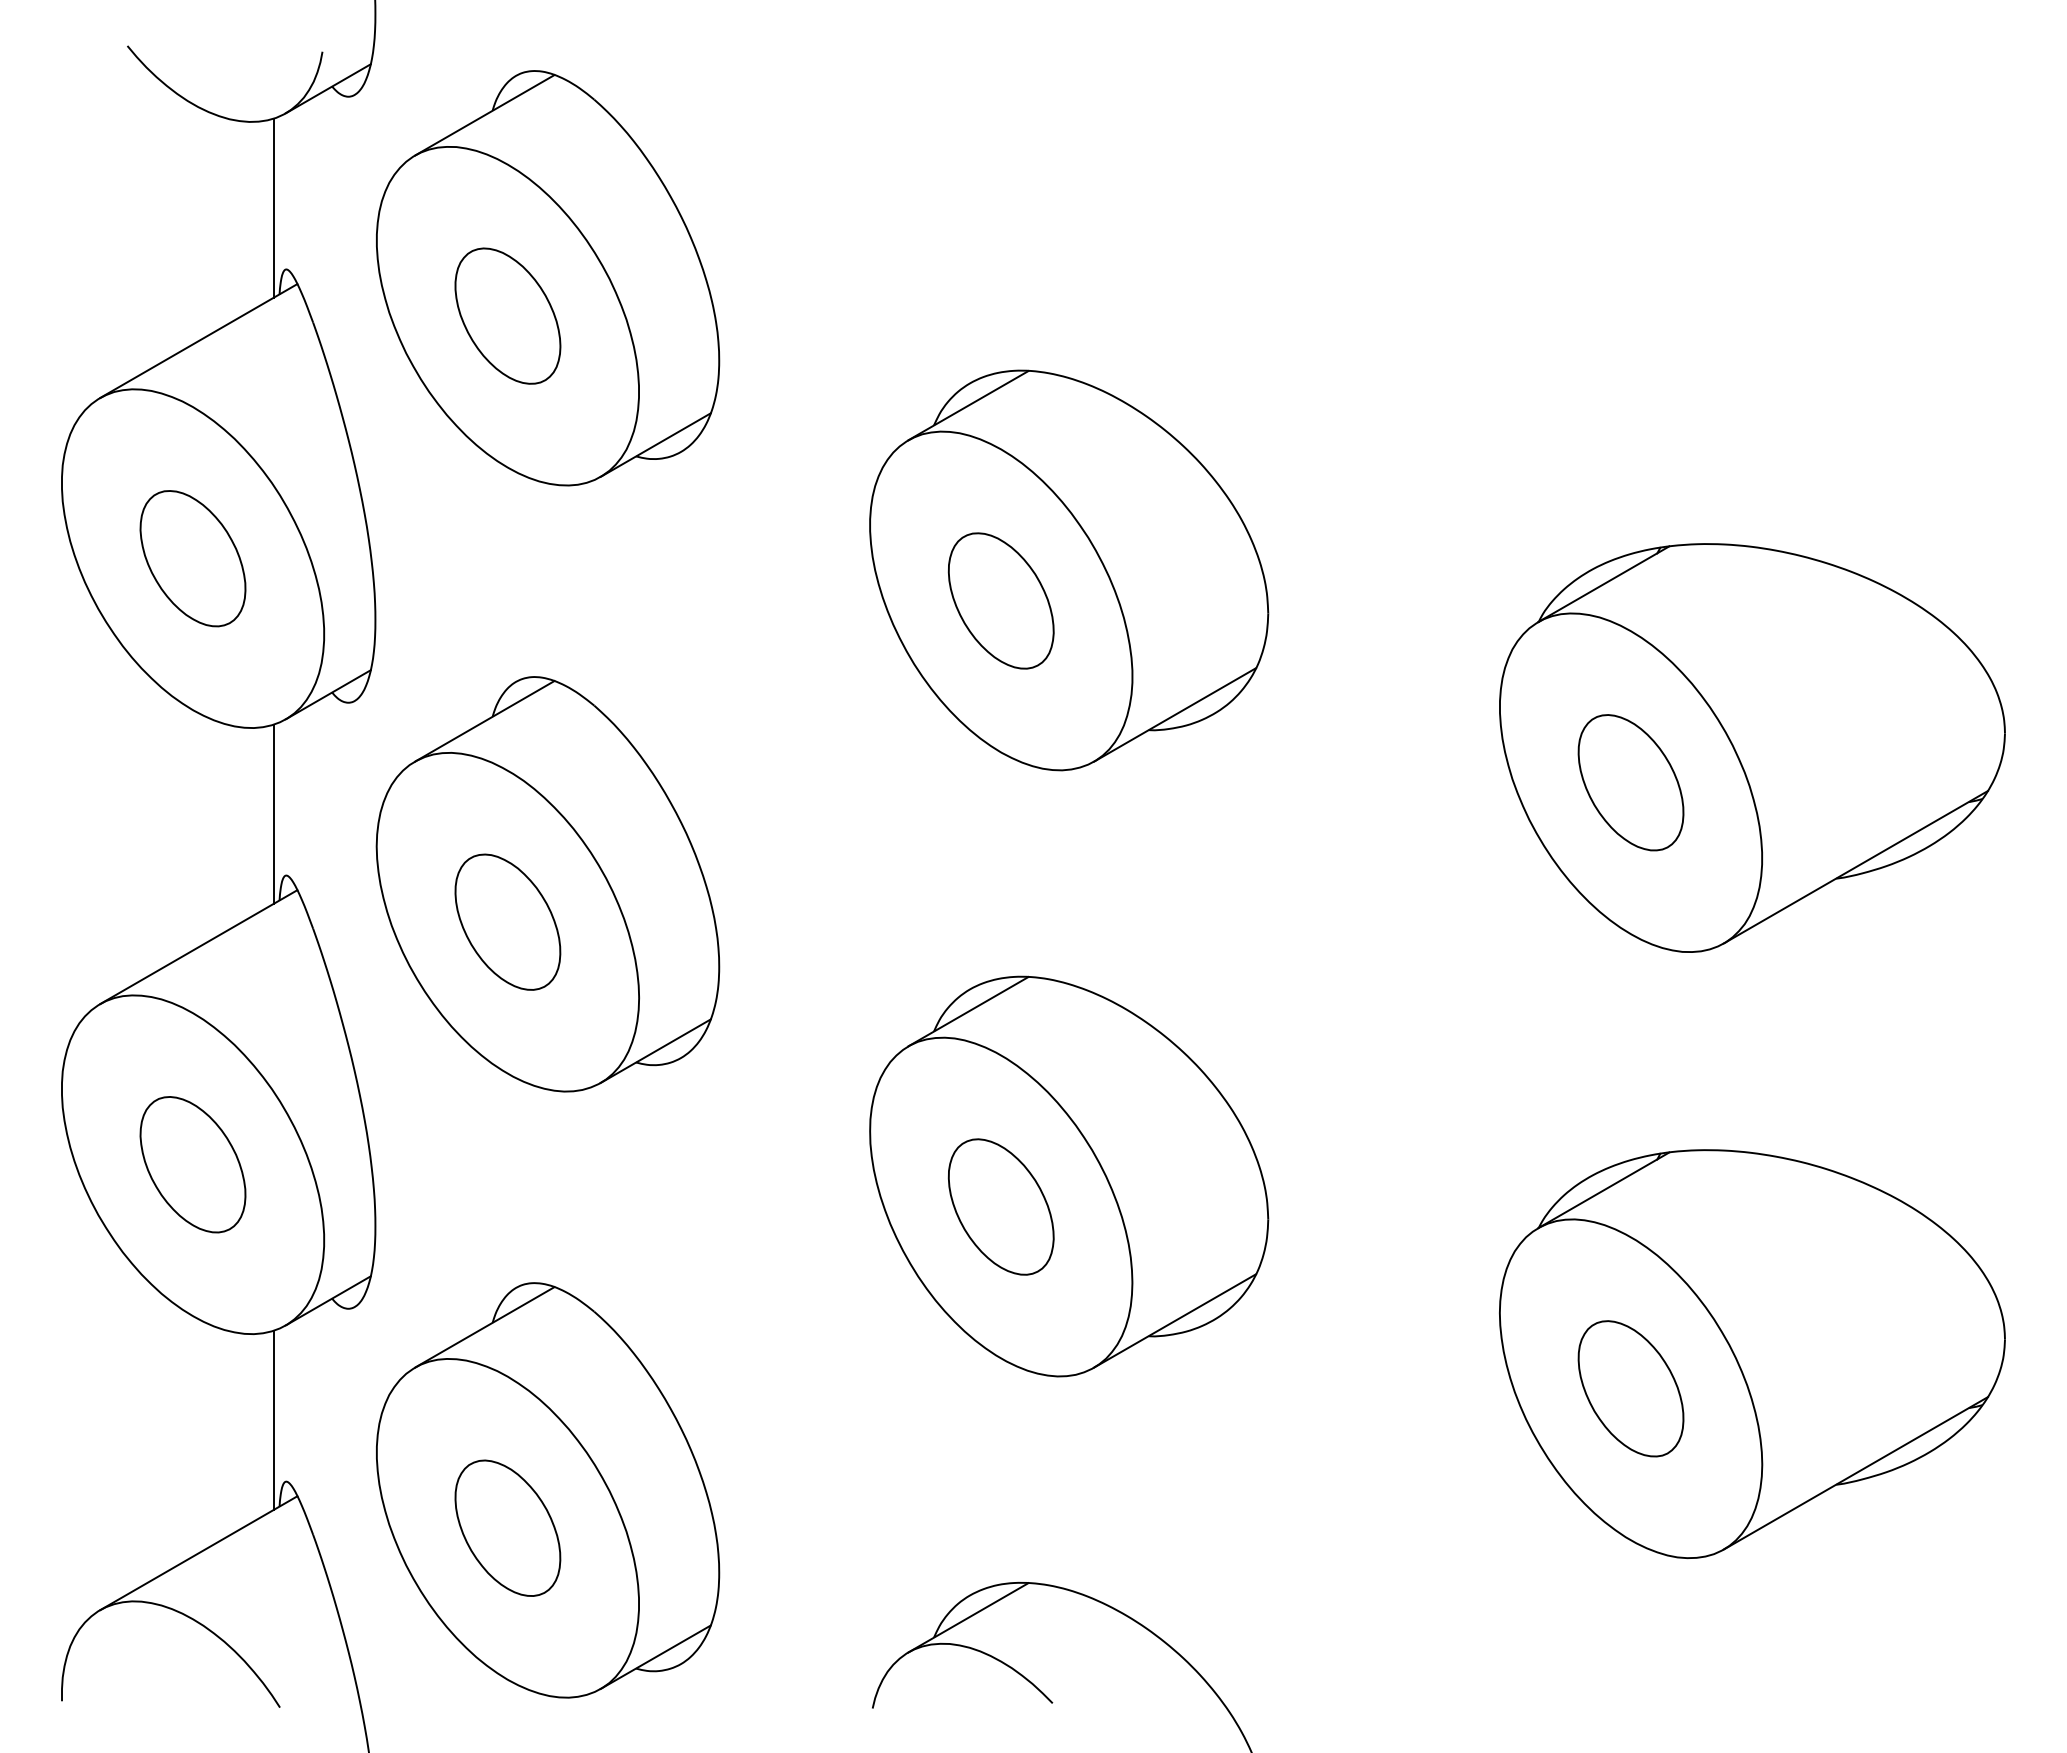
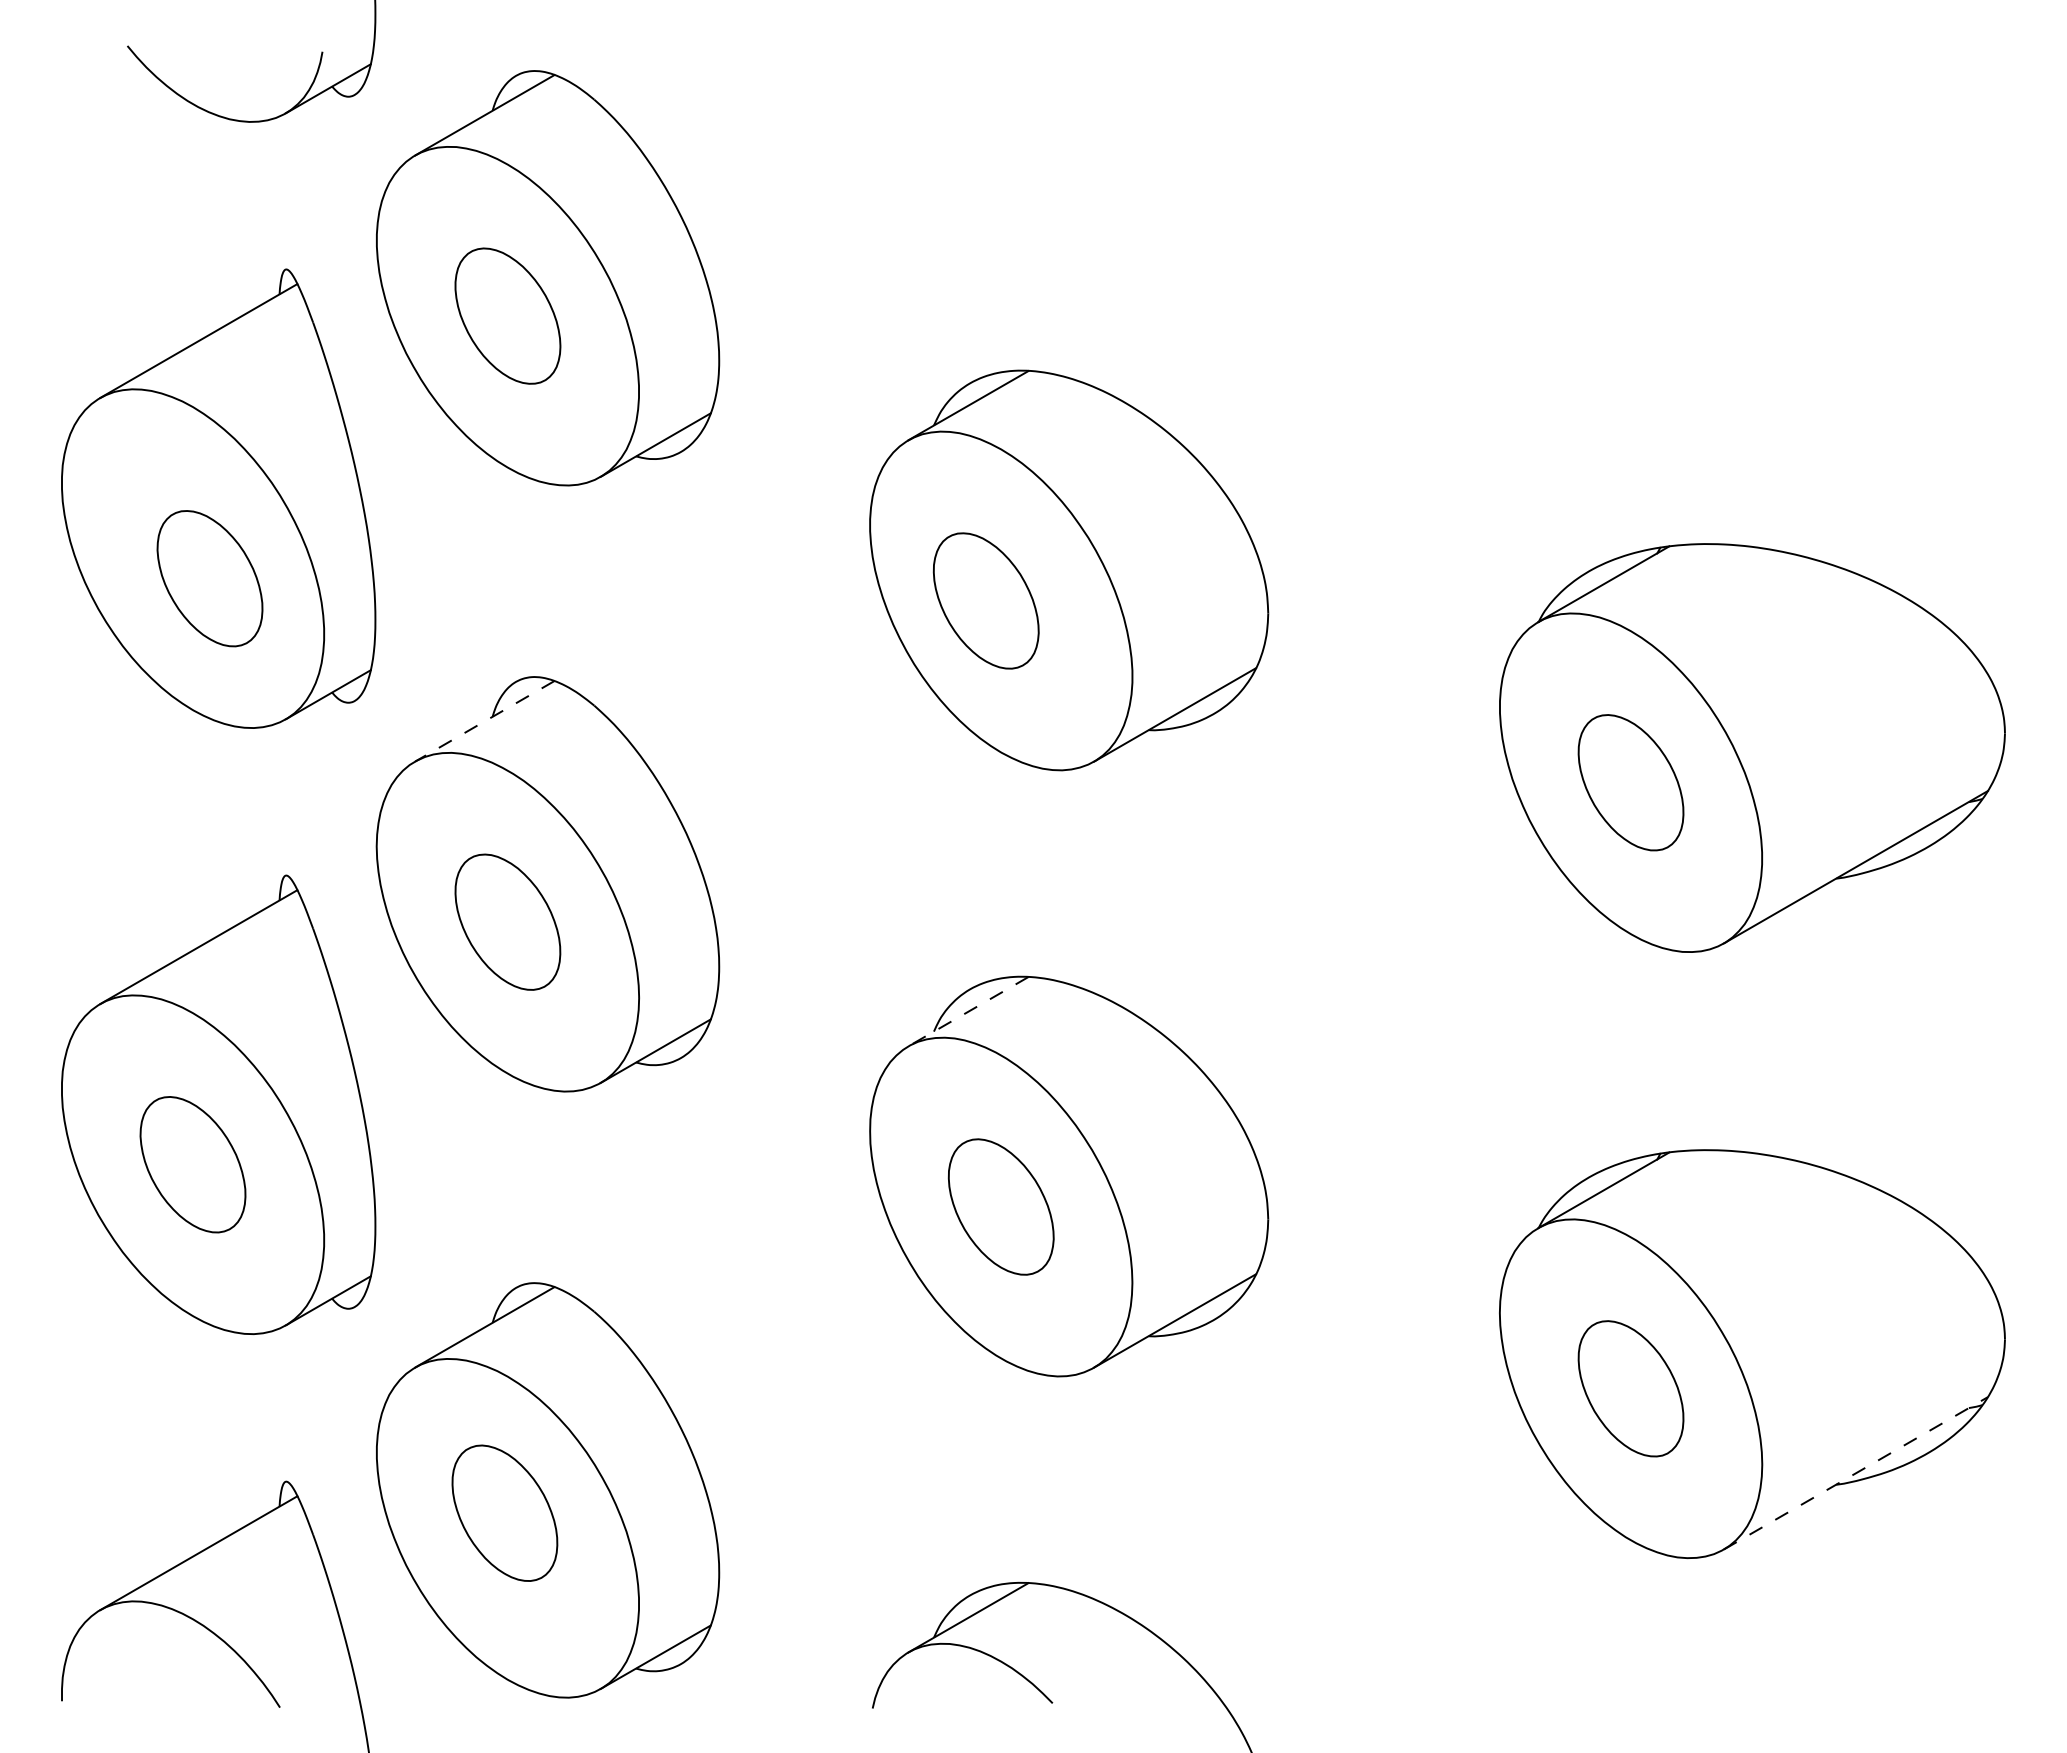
line: present -> none (274, 207)
part position: (192, 558) -> (209, 578) (209, 578)
part position: (1000, 600) -> (985, 600) (985, 600)
line: solid -> dashed (484, 721)
line: present -> none (274, 813)
line: solid -> dashed (968, 1011)
line: present -> none (274, 1419)
line: solid -> dashed (1856, 1473)
part position: (507, 1527) -> (504, 1512) (504, 1512)
